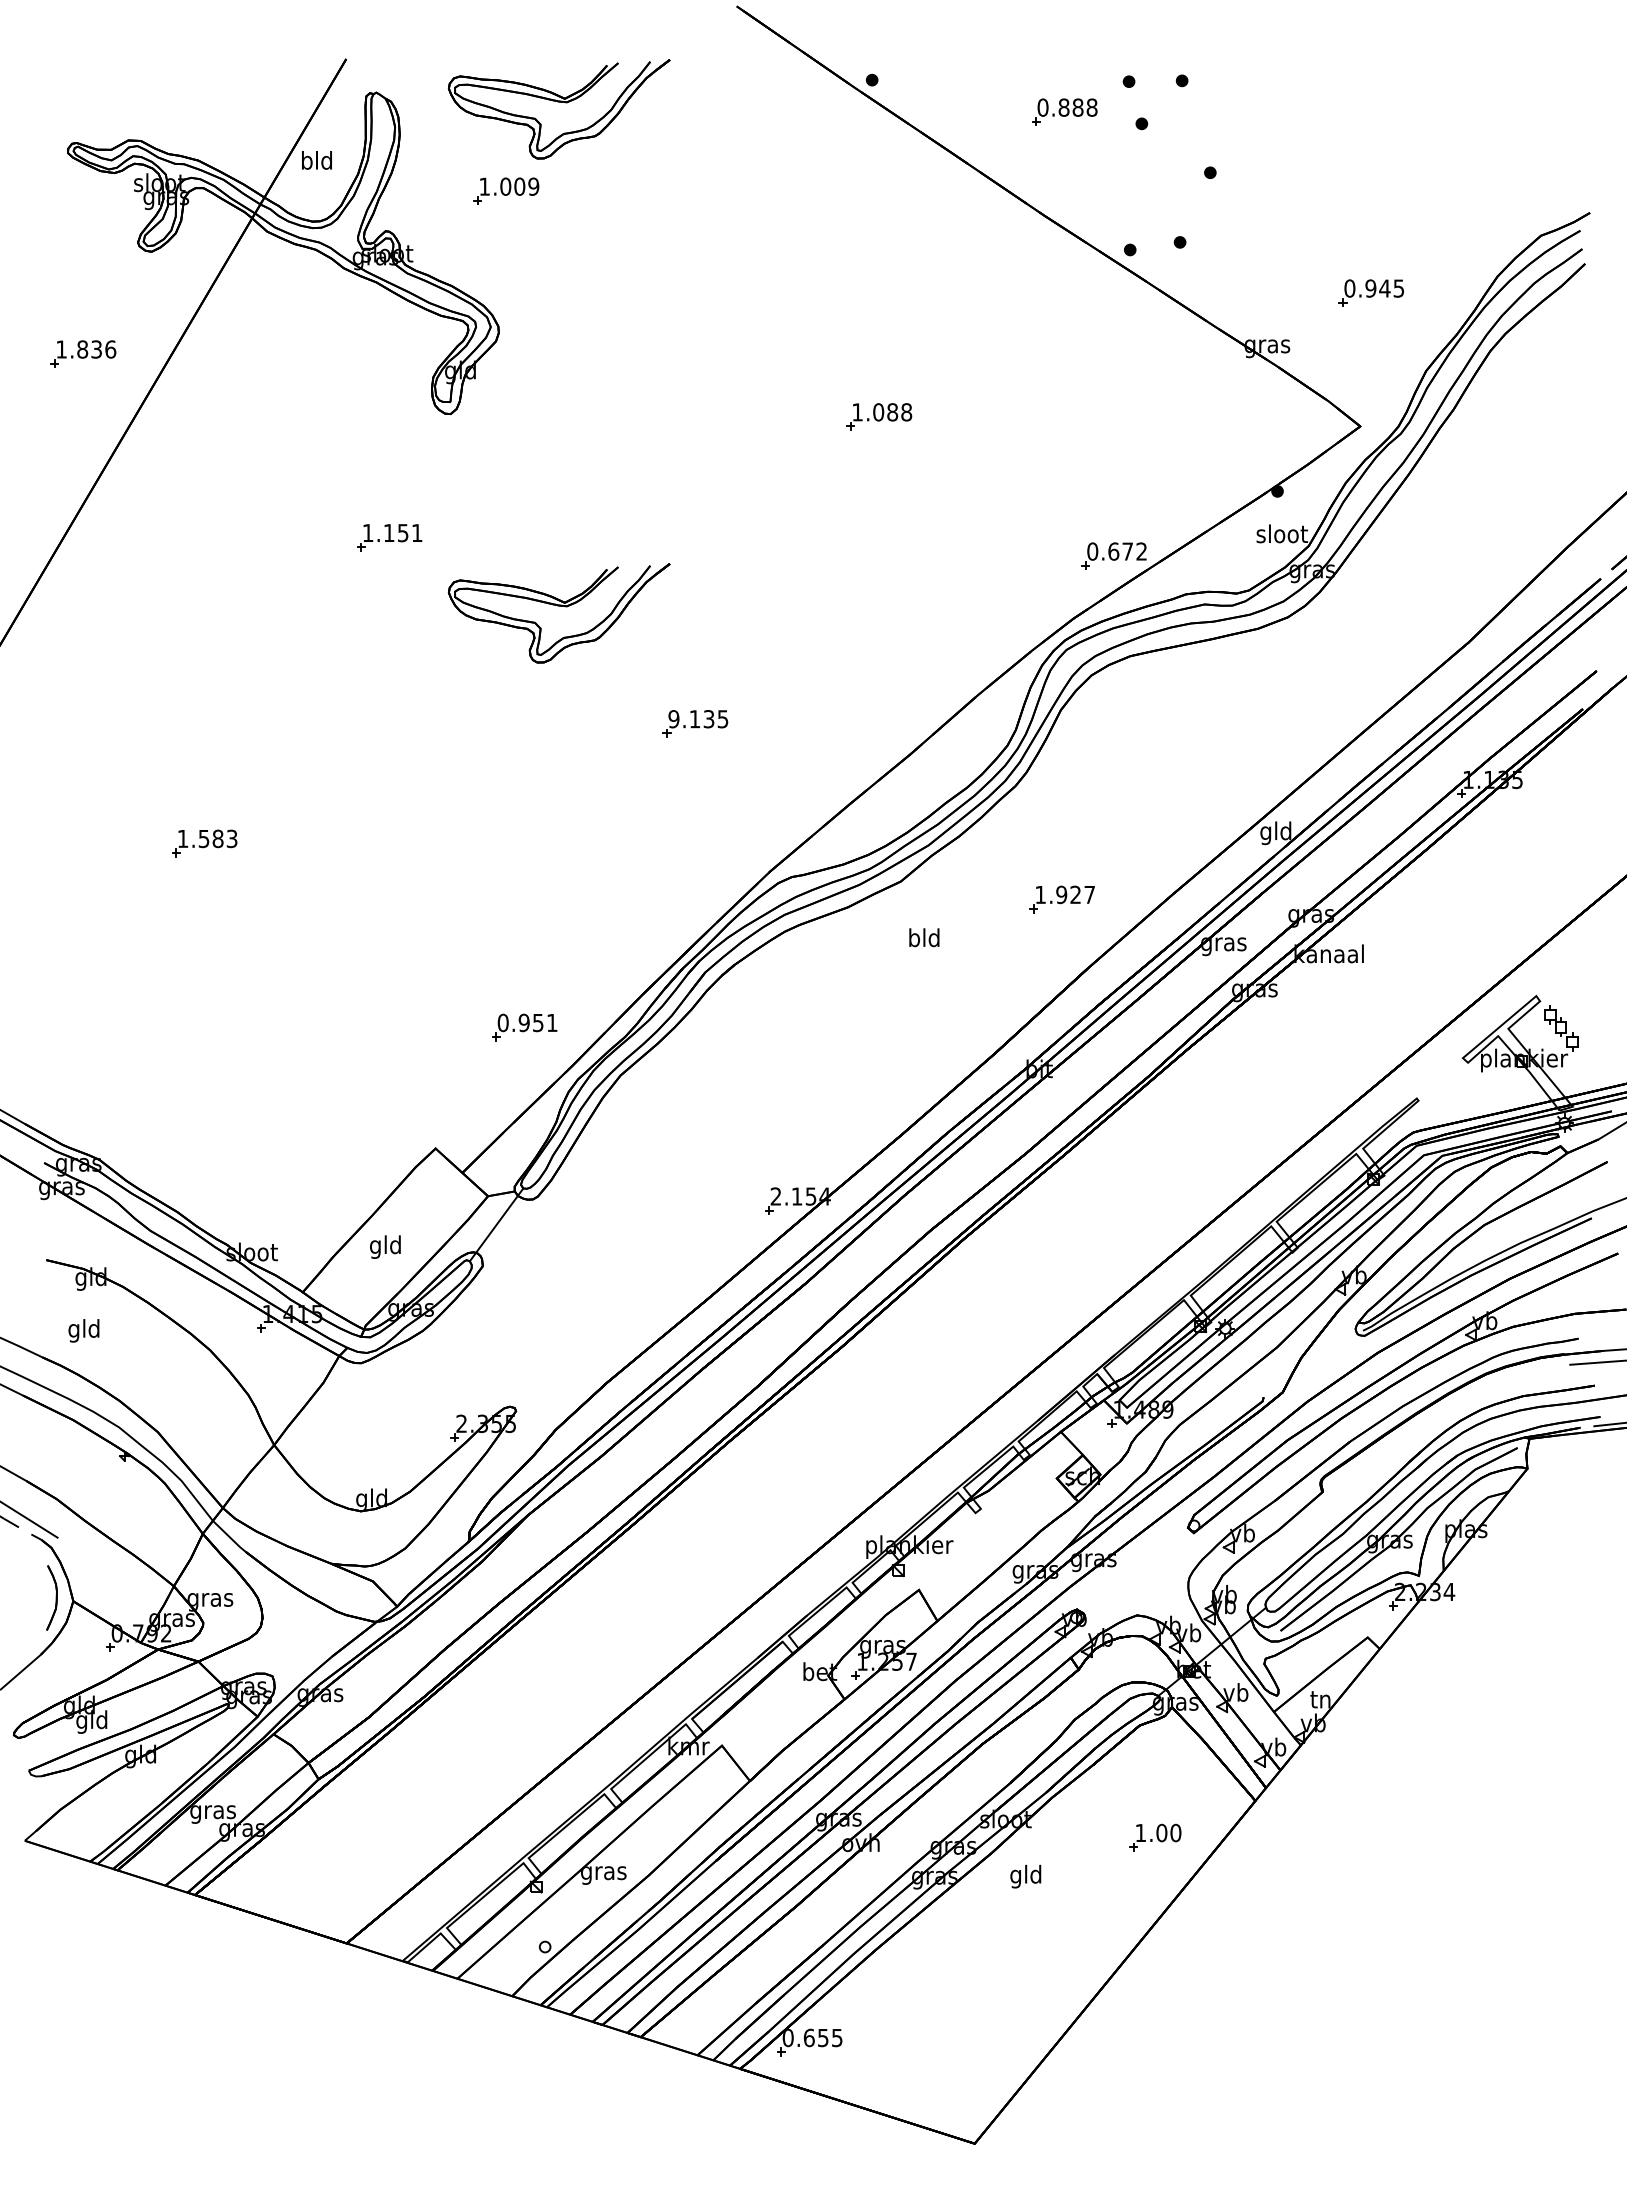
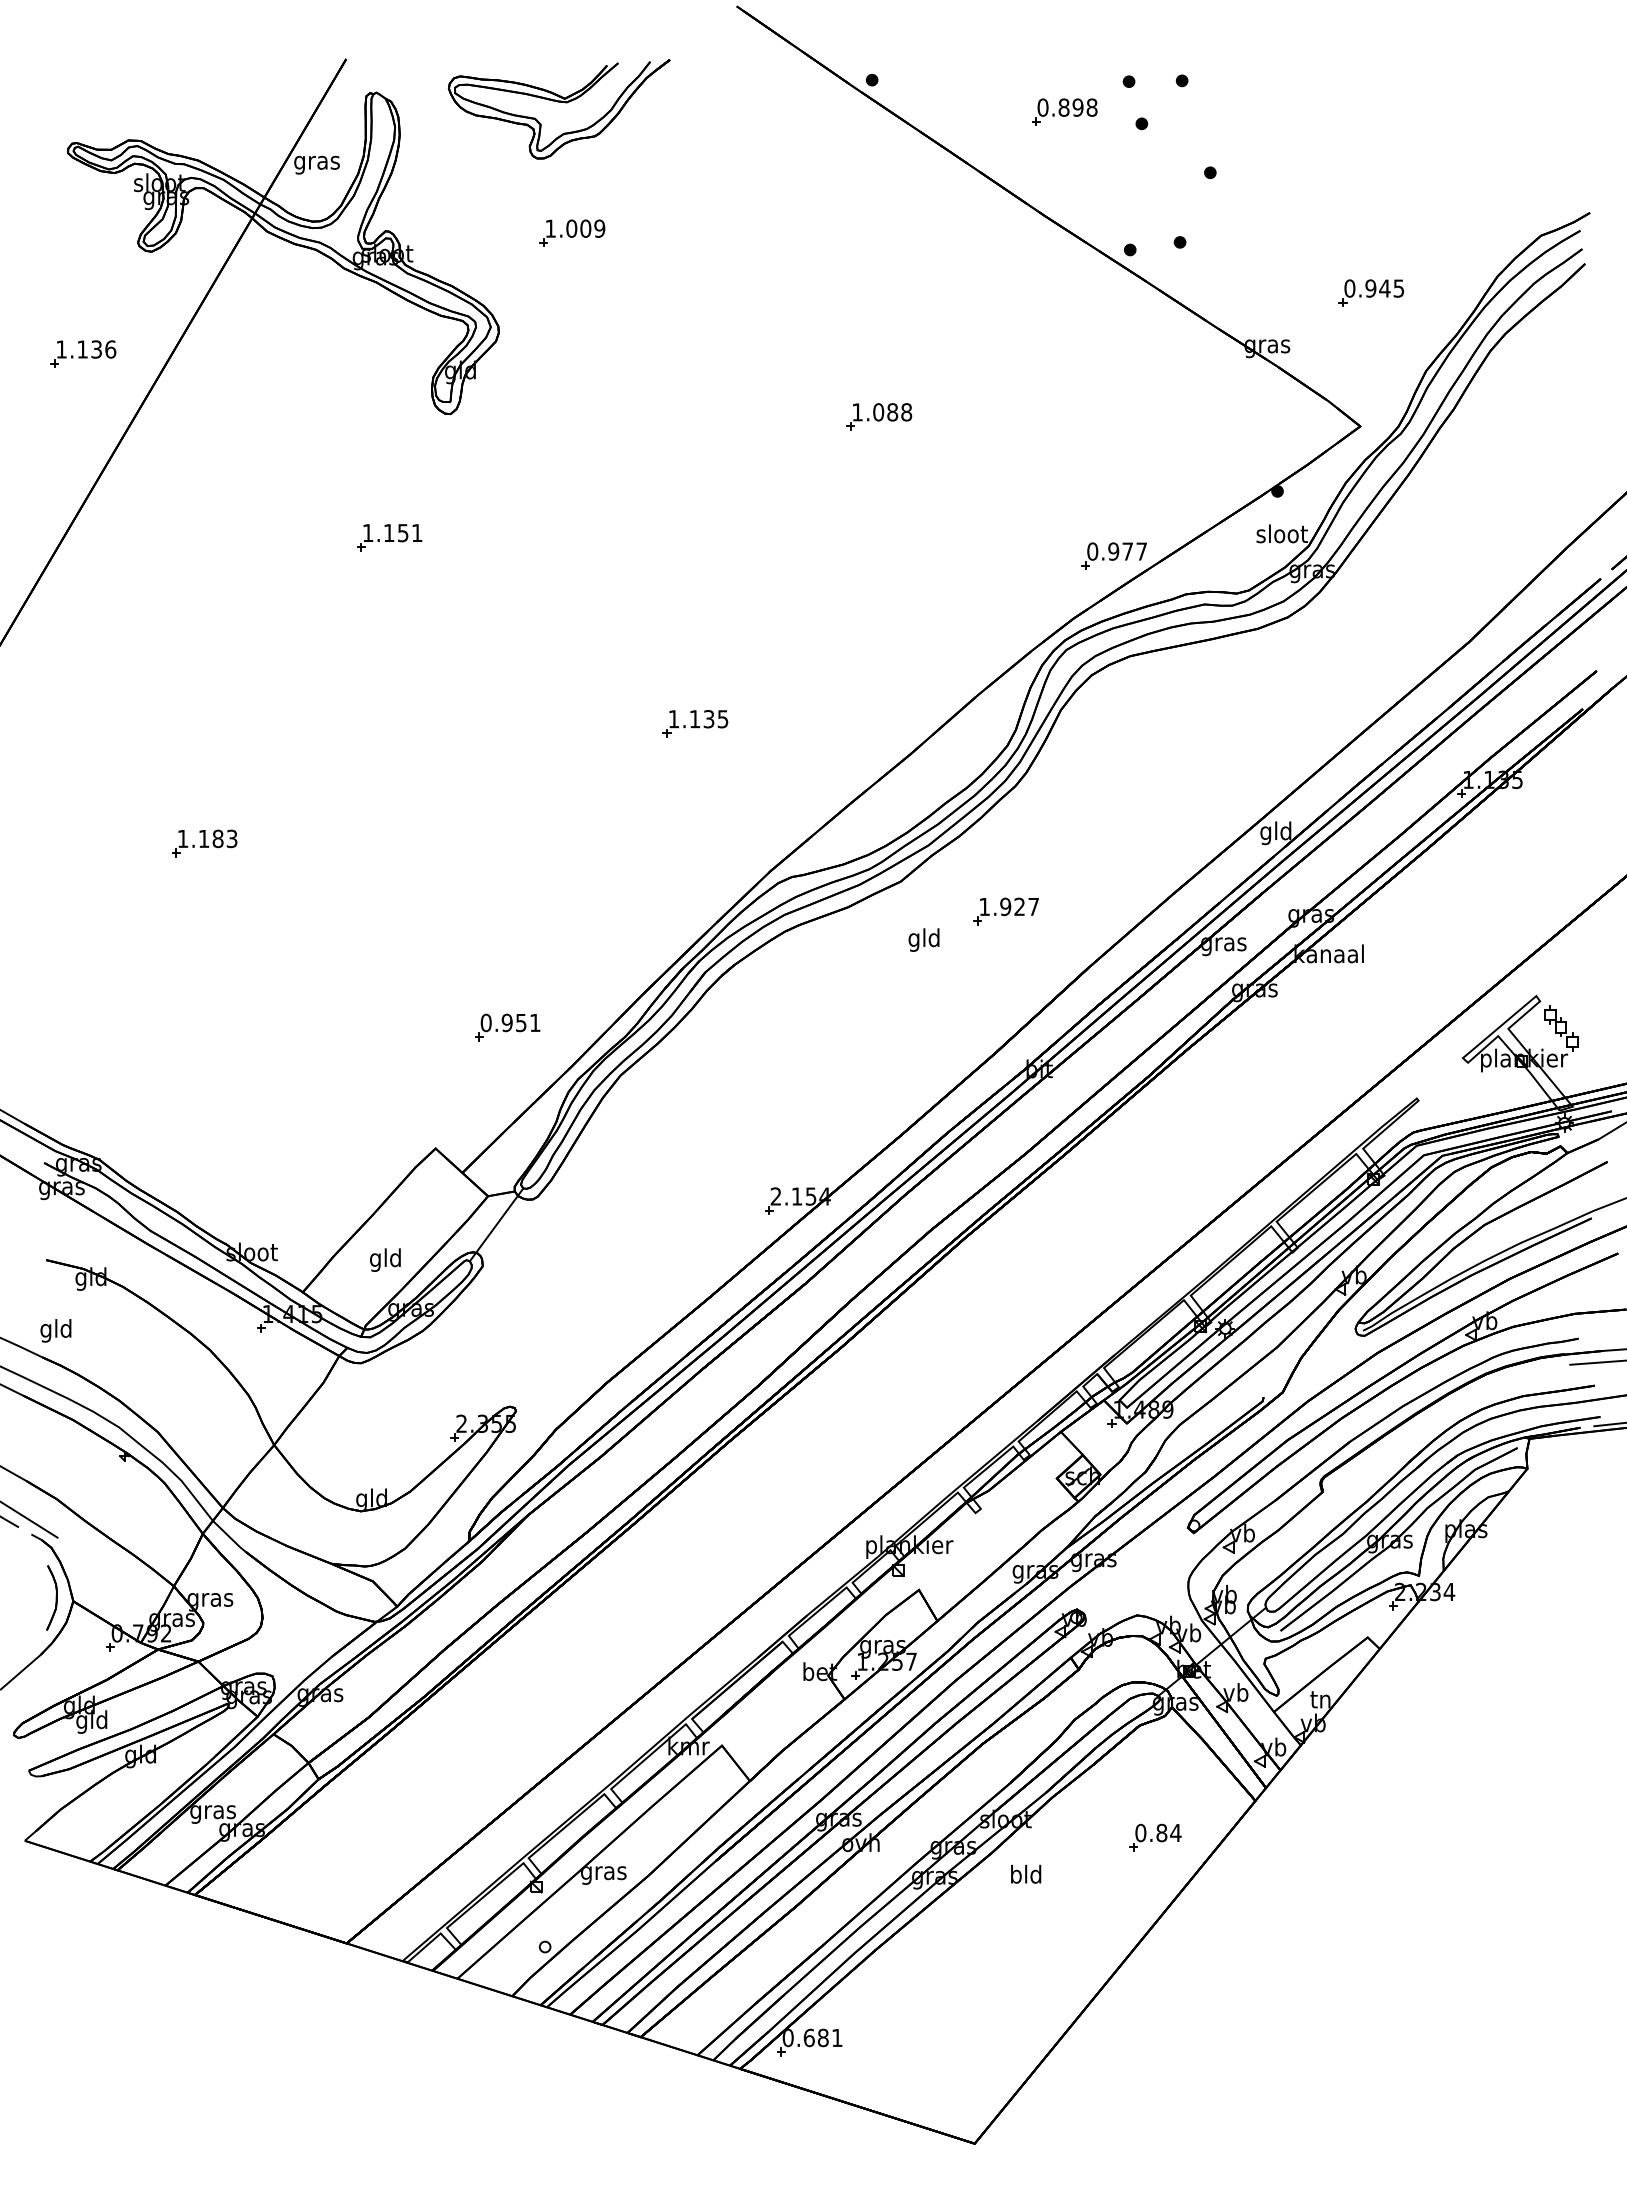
text: 0.888 -> 0.898 (1077, 107)
text: bld -> gras (316, 162)
part position: (506, 190) -> (572, 232) (572, 232)
text: 1.836 -> 1.136 (82, 349)
text: 0.672 -> 0.977 (1127, 551)
part: present -> none (558, 606)
text: 9.135 -> 1.135 (673, 719)
text: 1.583 -> 1.183 (203, 839)
part position: (1061, 899) -> (1005, 911) (1005, 911)
text: bld -> gld (914, 939)
part position: (524, 1027) -> (507, 1027) (507, 1027)
text position: (385, 1246) -> (385, 1259) (385, 1259)
text position: (83, 1330) -> (55, 1330) (55, 1330)
text: 1.00 -> 0.84 (1158, 1832)
text: gld -> bld (1015, 1876)
text: 0.655 -> 0.681 (829, 2037)
